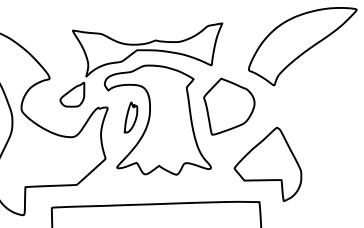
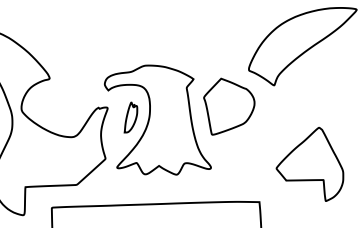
part: present -> none (133, 54)
part position: (267, 163) -> (309, 163) (309, 163)
